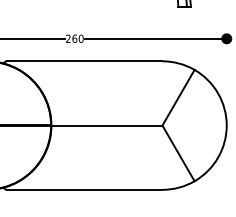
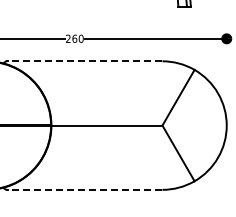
line: solid -> dashed (84, 61)
line: solid -> dashed (84, 189)
